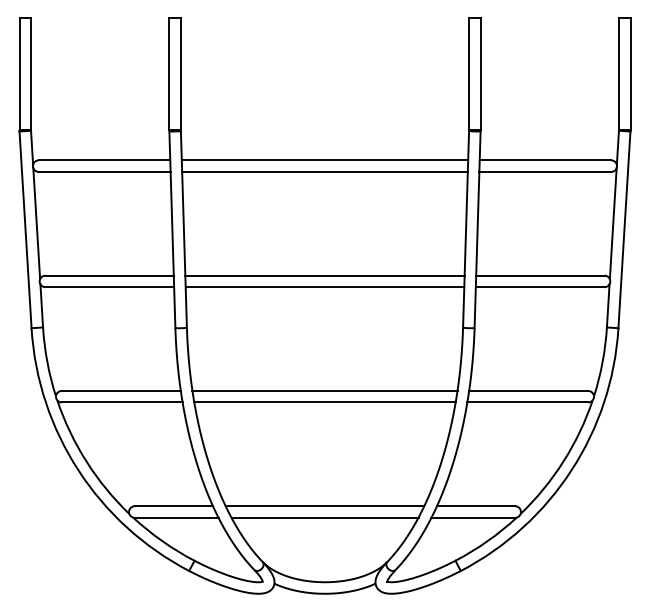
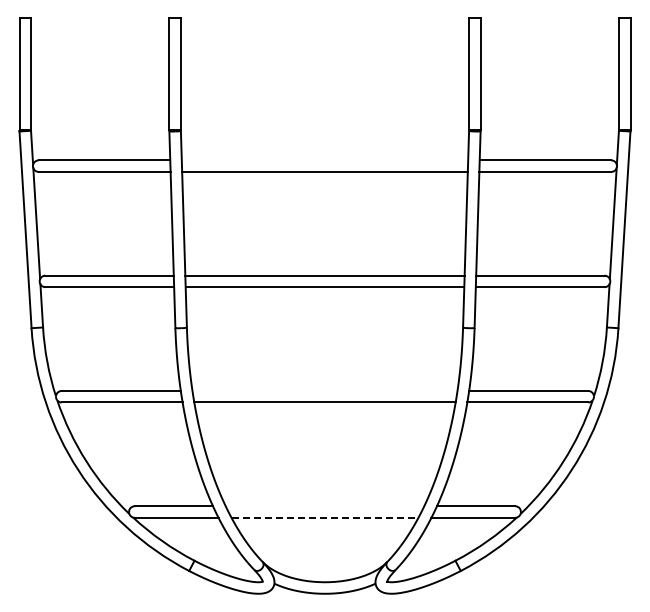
line: present -> none (324, 160)
line: present -> none (324, 390)
line: present -> none (324, 506)
line: solid -> dashed (325, 517)
